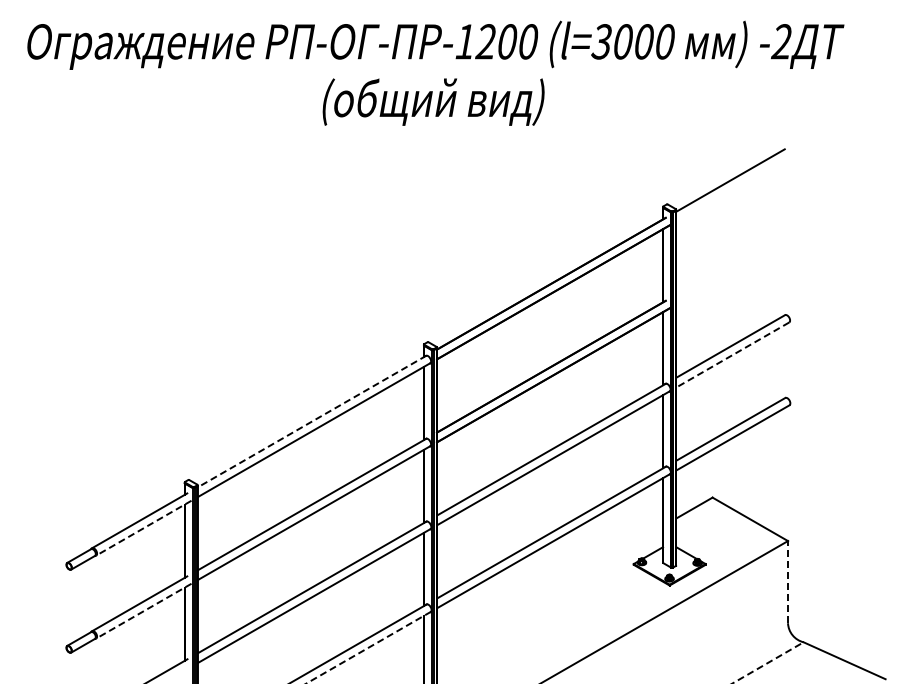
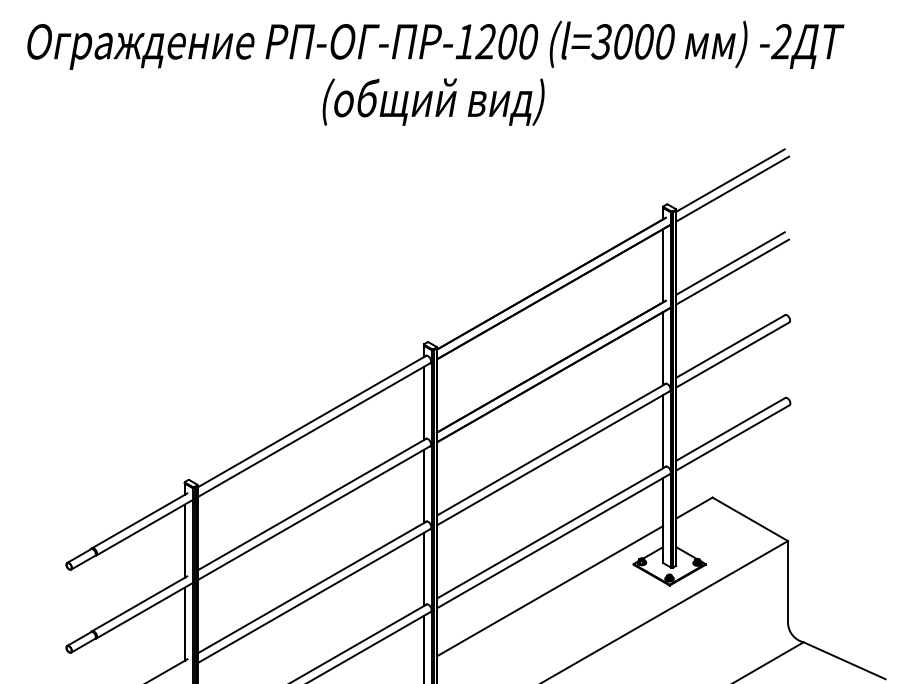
line: none -> present (732, 188)
line: none -> present (730, 263)
line: none -> present (732, 271)
line: dashed -> solid (732, 355)
line: dashed -> solid (312, 421)
line: dashed -> solid (143, 528)
line: dashed -> solid (788, 581)
line: none -> present (550, 591)
line: dashed -> solid (143, 611)
line: dashed -> solid (368, 648)
line: dashed -> solid (768, 662)
